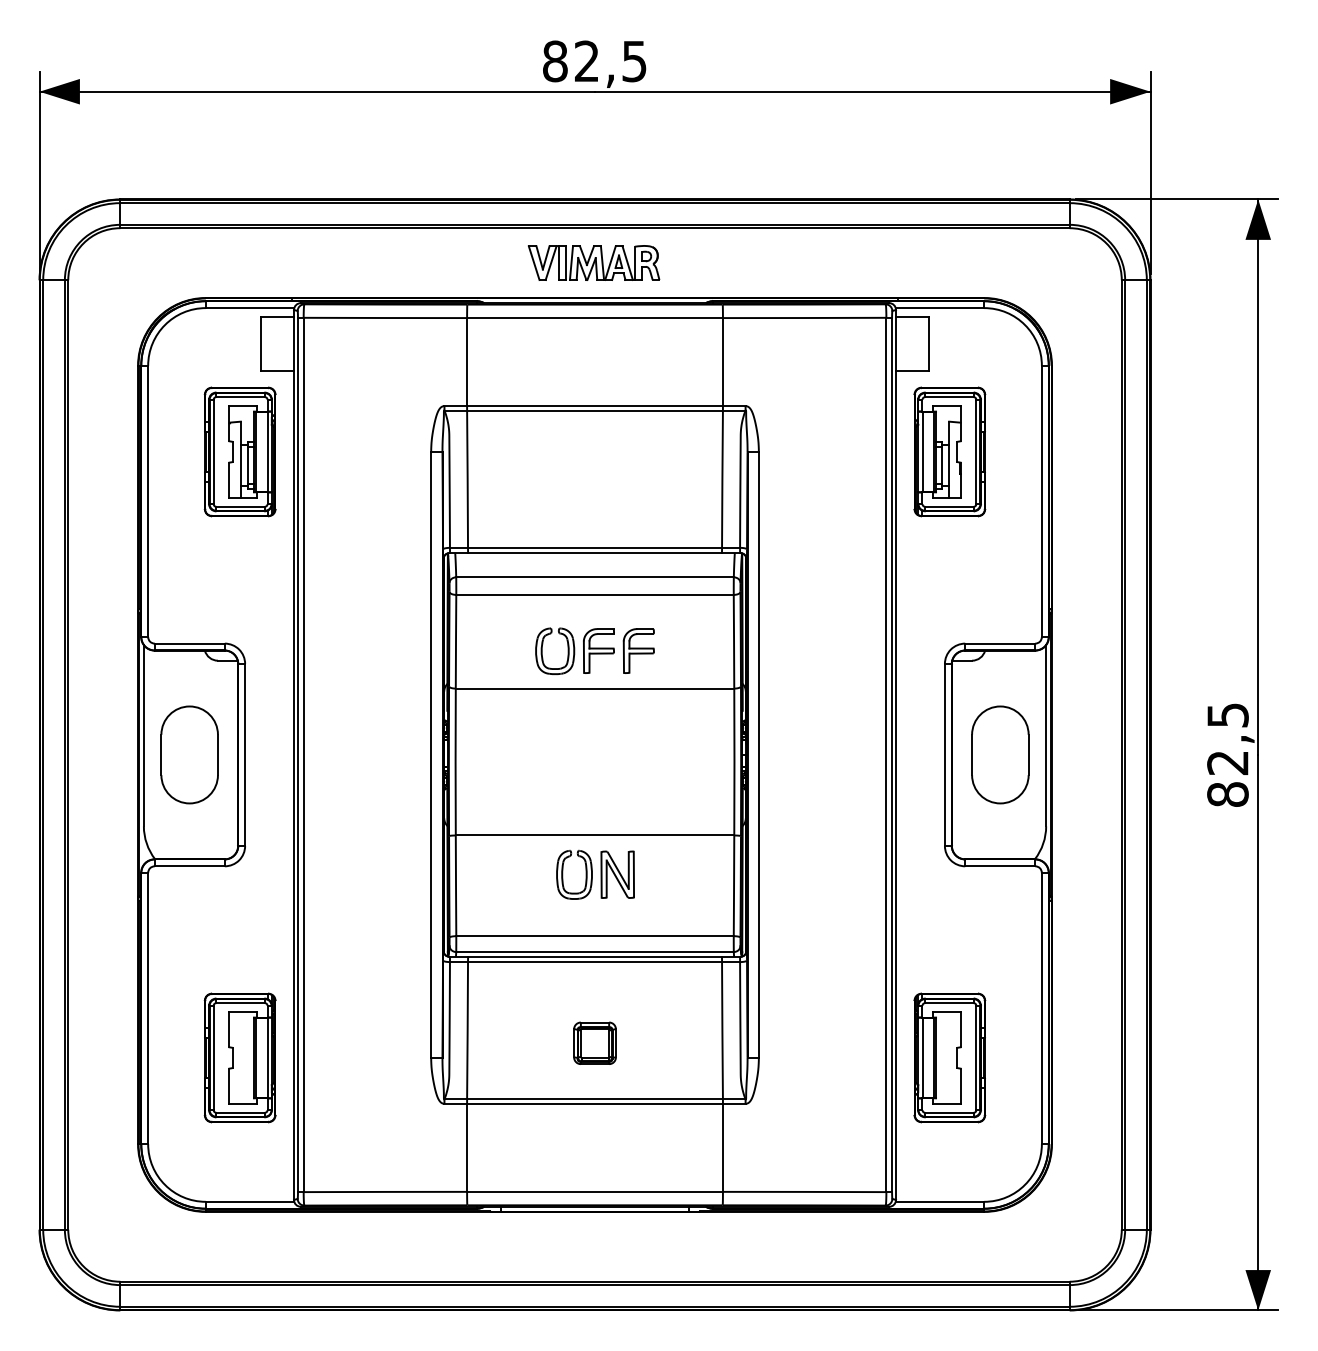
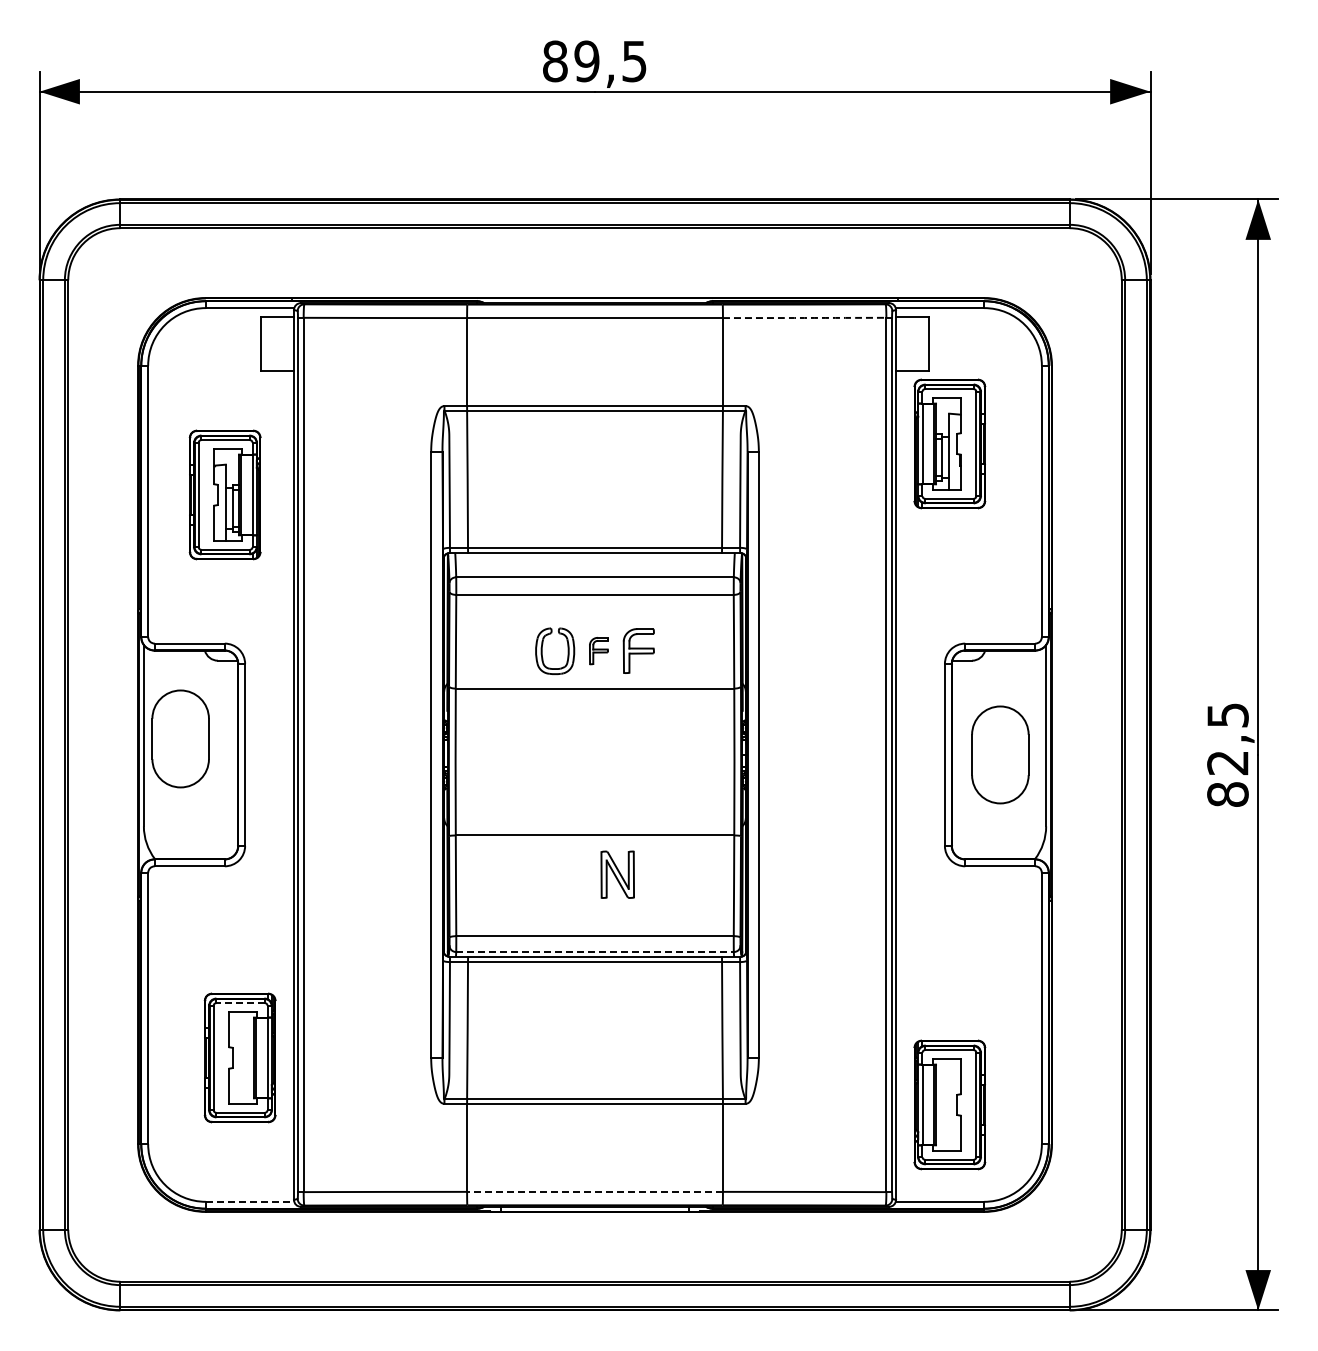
text: 82,5 -> 89,5 (586, 61)
part: present -> none (594, 262)
arc: solid -> dashed (804, 318)
part position: (239, 451) -> (224, 494) (224, 494)
part position: (949, 451) -> (949, 443) (949, 443)
part size: 32x46 px -> 20x29 px (598, 651)
part position: (189, 754) -> (180, 738) (180, 738)
part: present -> none (563, 874)
line: solid -> dashed (595, 952)
line: solid -> dashed (240, 1003)
part: present -> none (594, 1042)
part position: (949, 1057) -> (949, 1104) (949, 1104)
line: solid -> dashed (595, 1191)
line: solid -> dashed (250, 1201)
